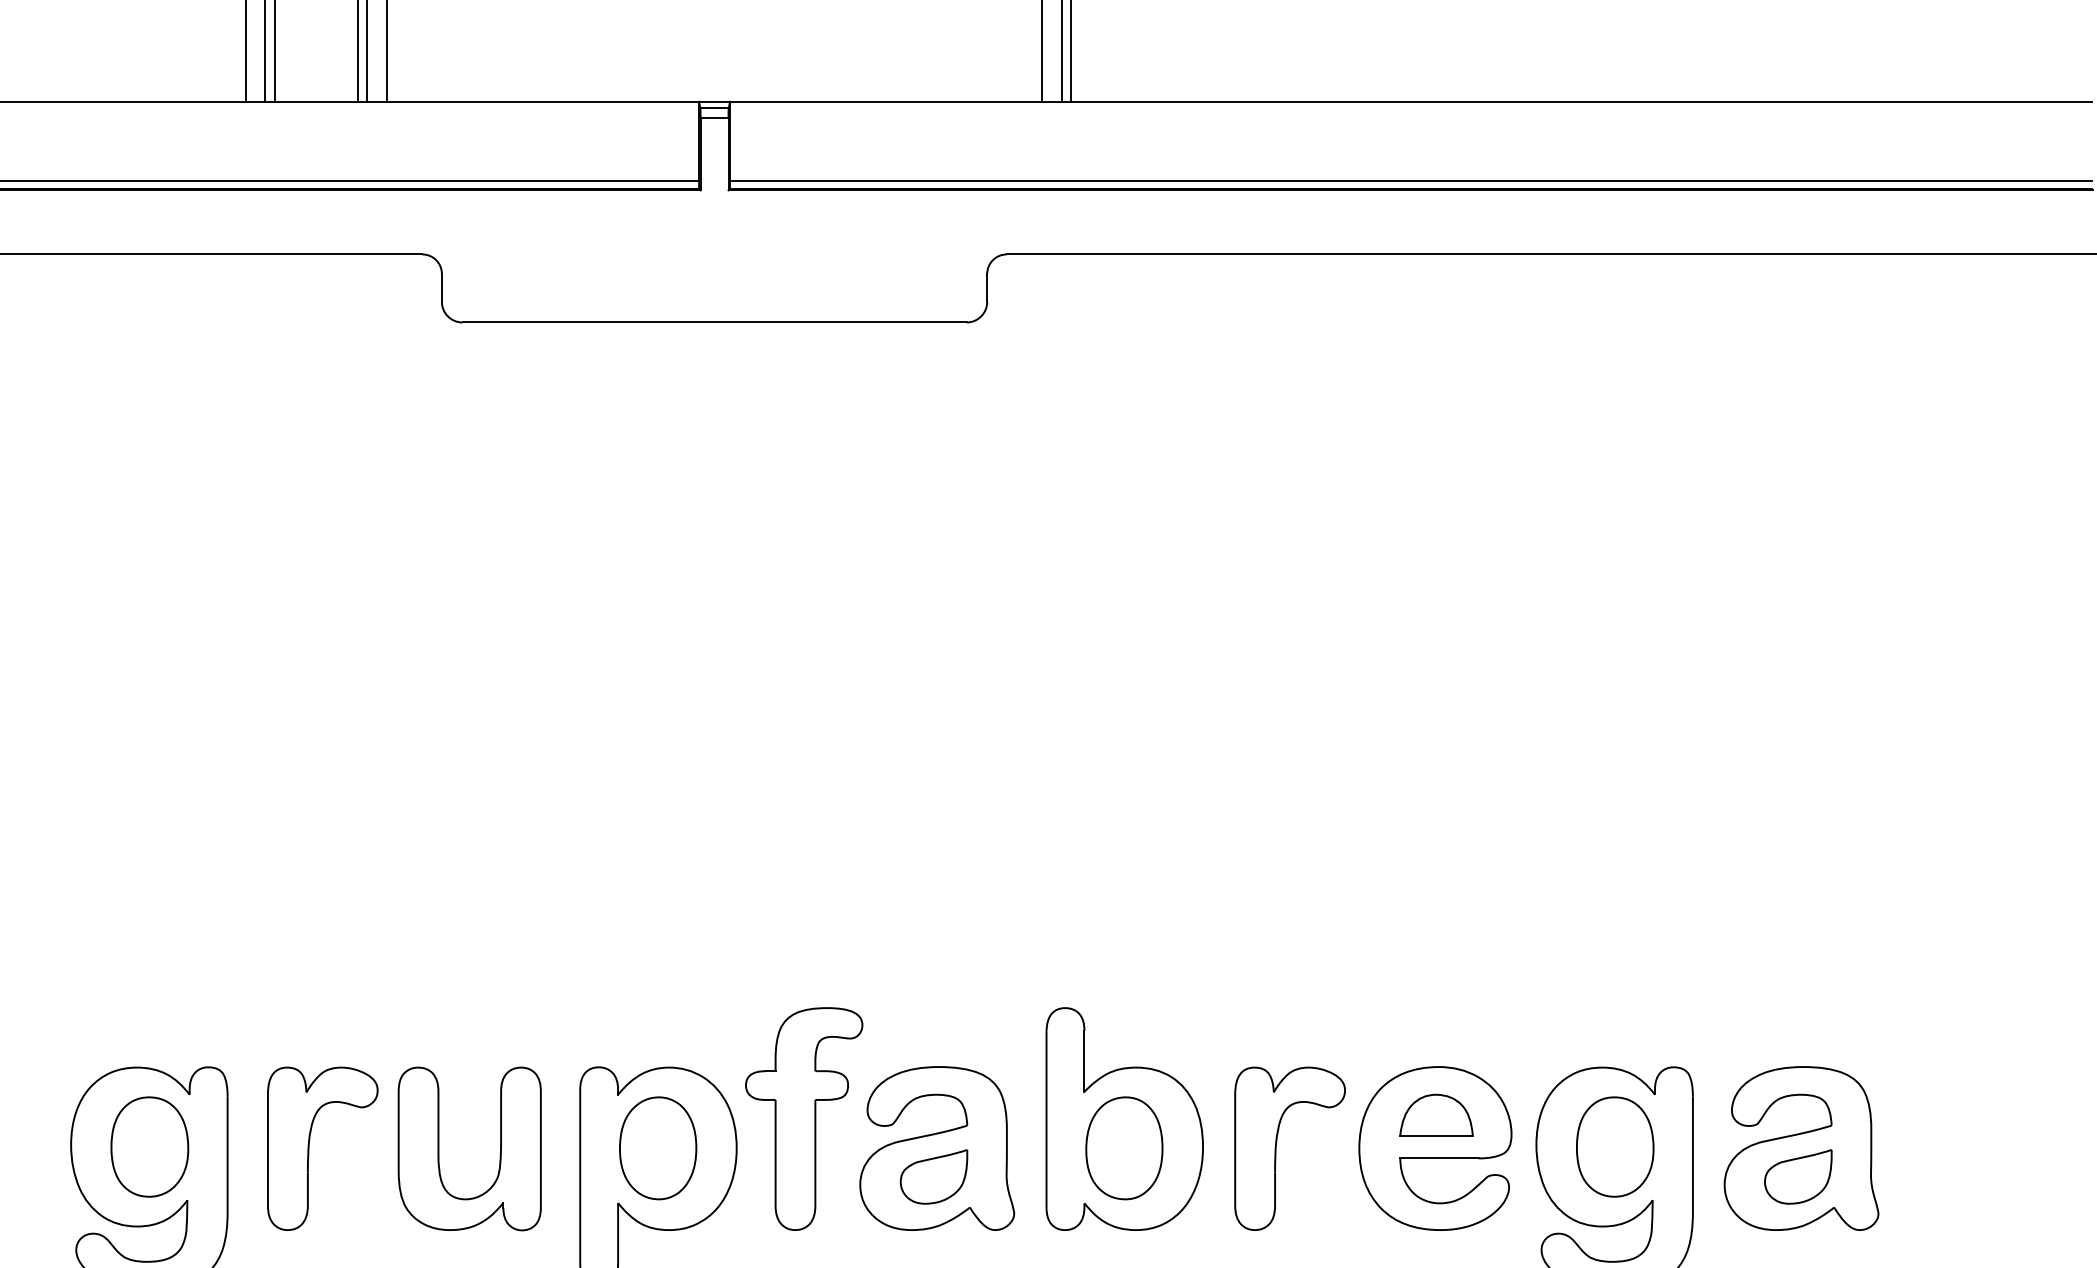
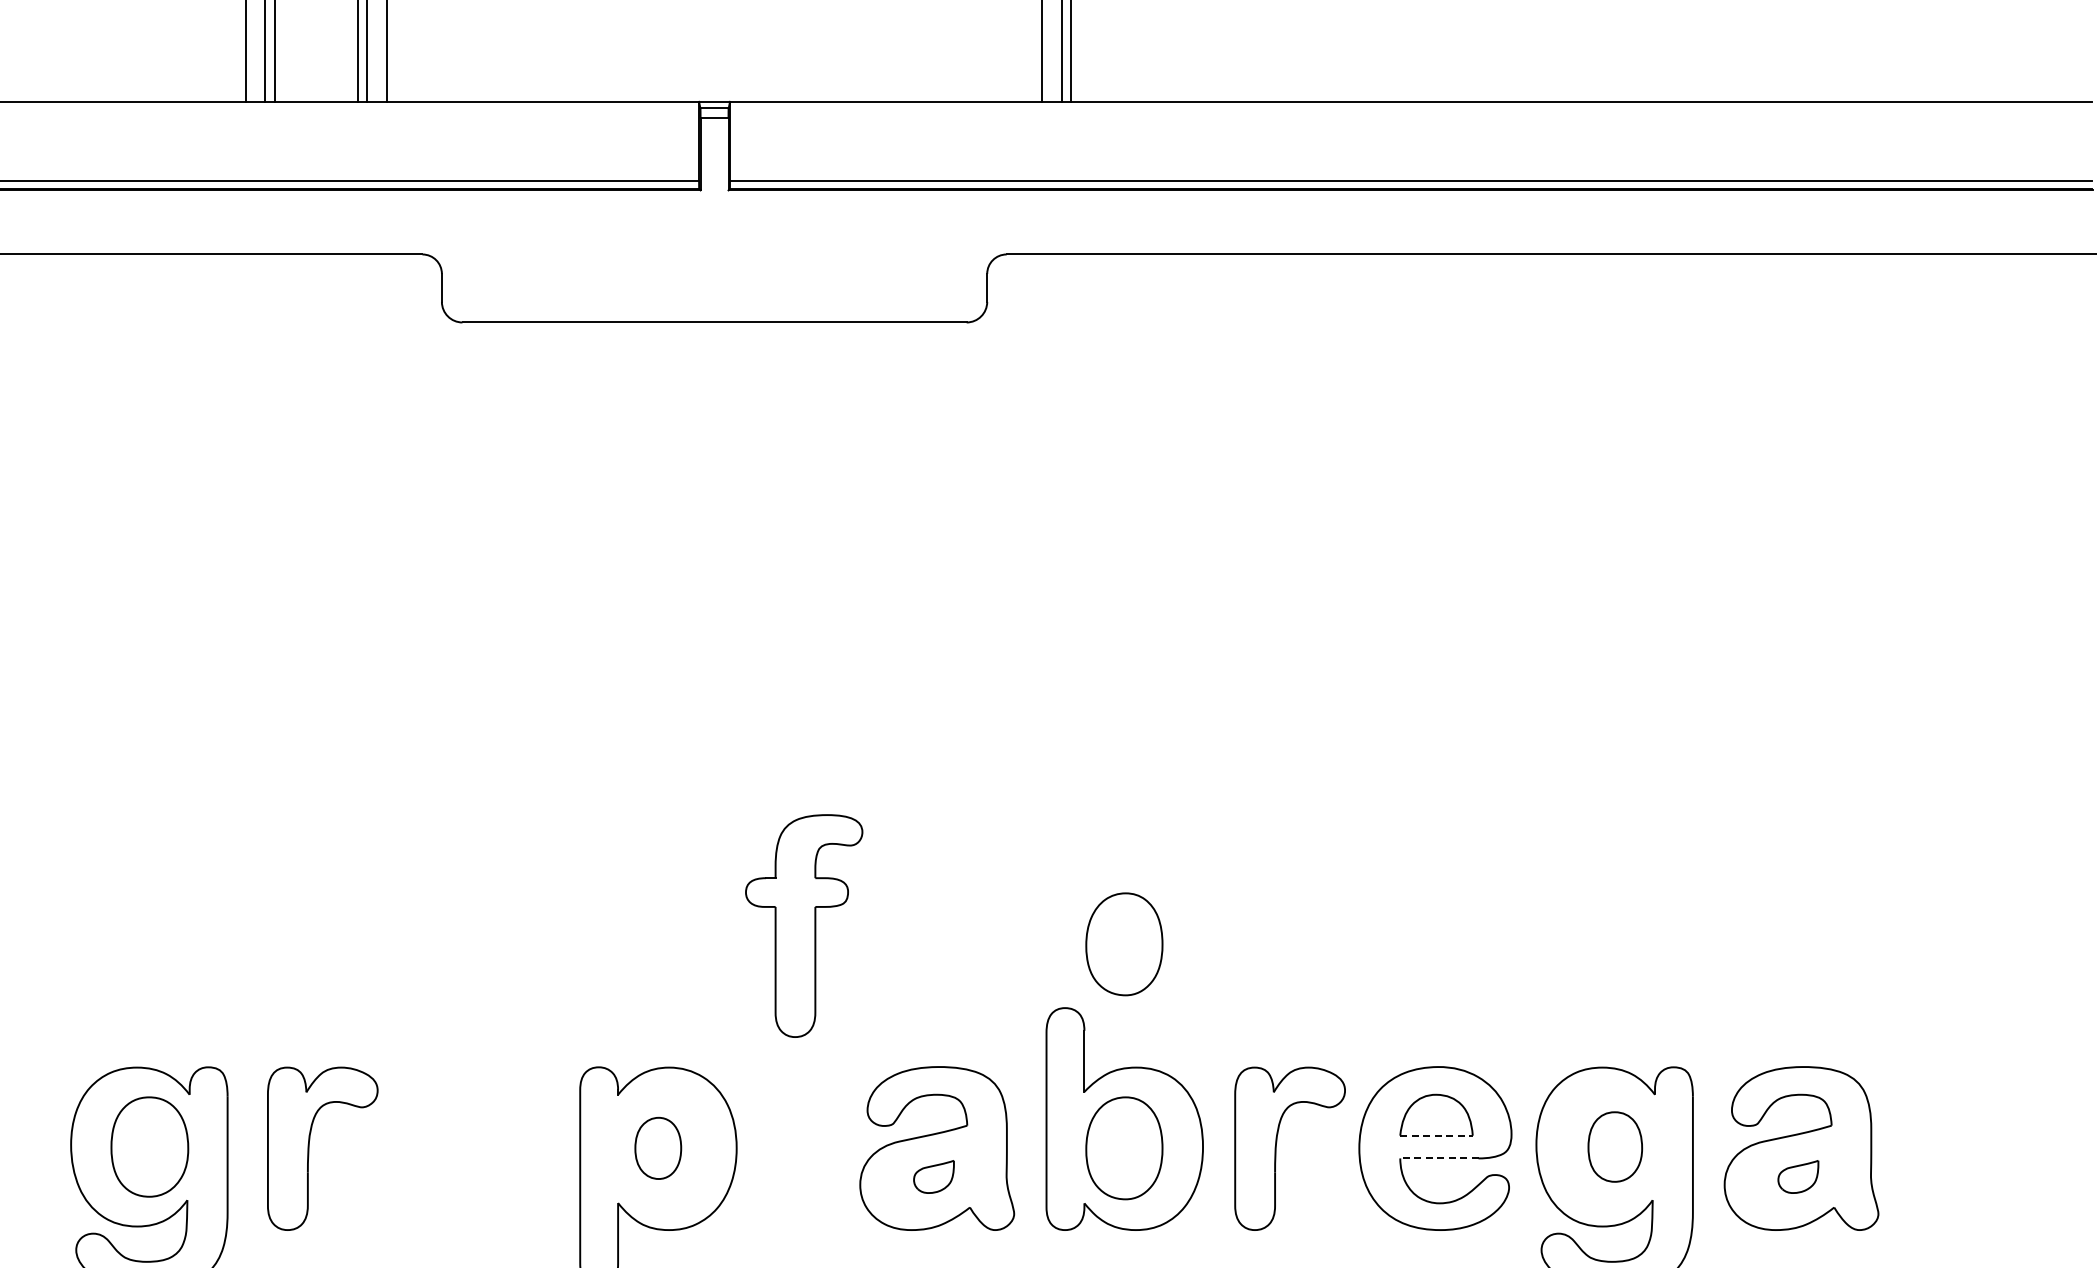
part: none -> present (1124, 944)
part position: (804, 1118) -> (804, 925) (804, 925)
line: solid -> dashed (1437, 1135)
part size: 79x102 px -> 57x72 px (1615, 1146)
part: present -> none (439, 1148)
part size: 79x105 px -> 49x64 px (658, 1147)
line: solid -> dashed (1438, 1158)
part size: 70x56 px -> 42x34 px (933, 1176)
part size: 69x56 px -> 43x34 px (1798, 1176)
